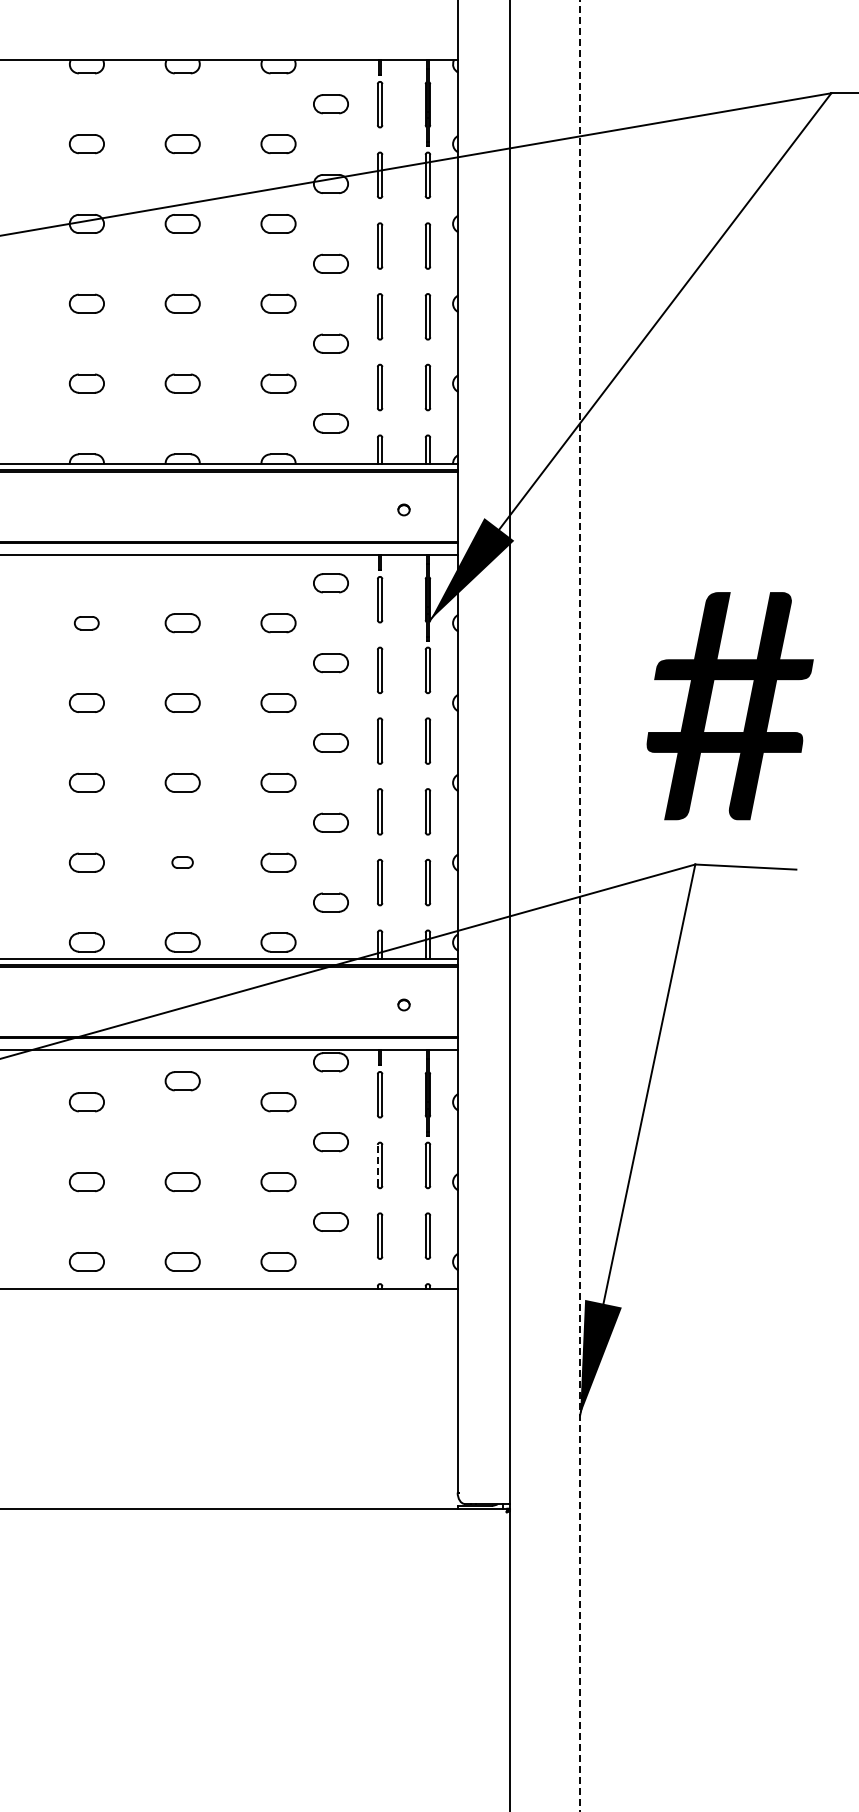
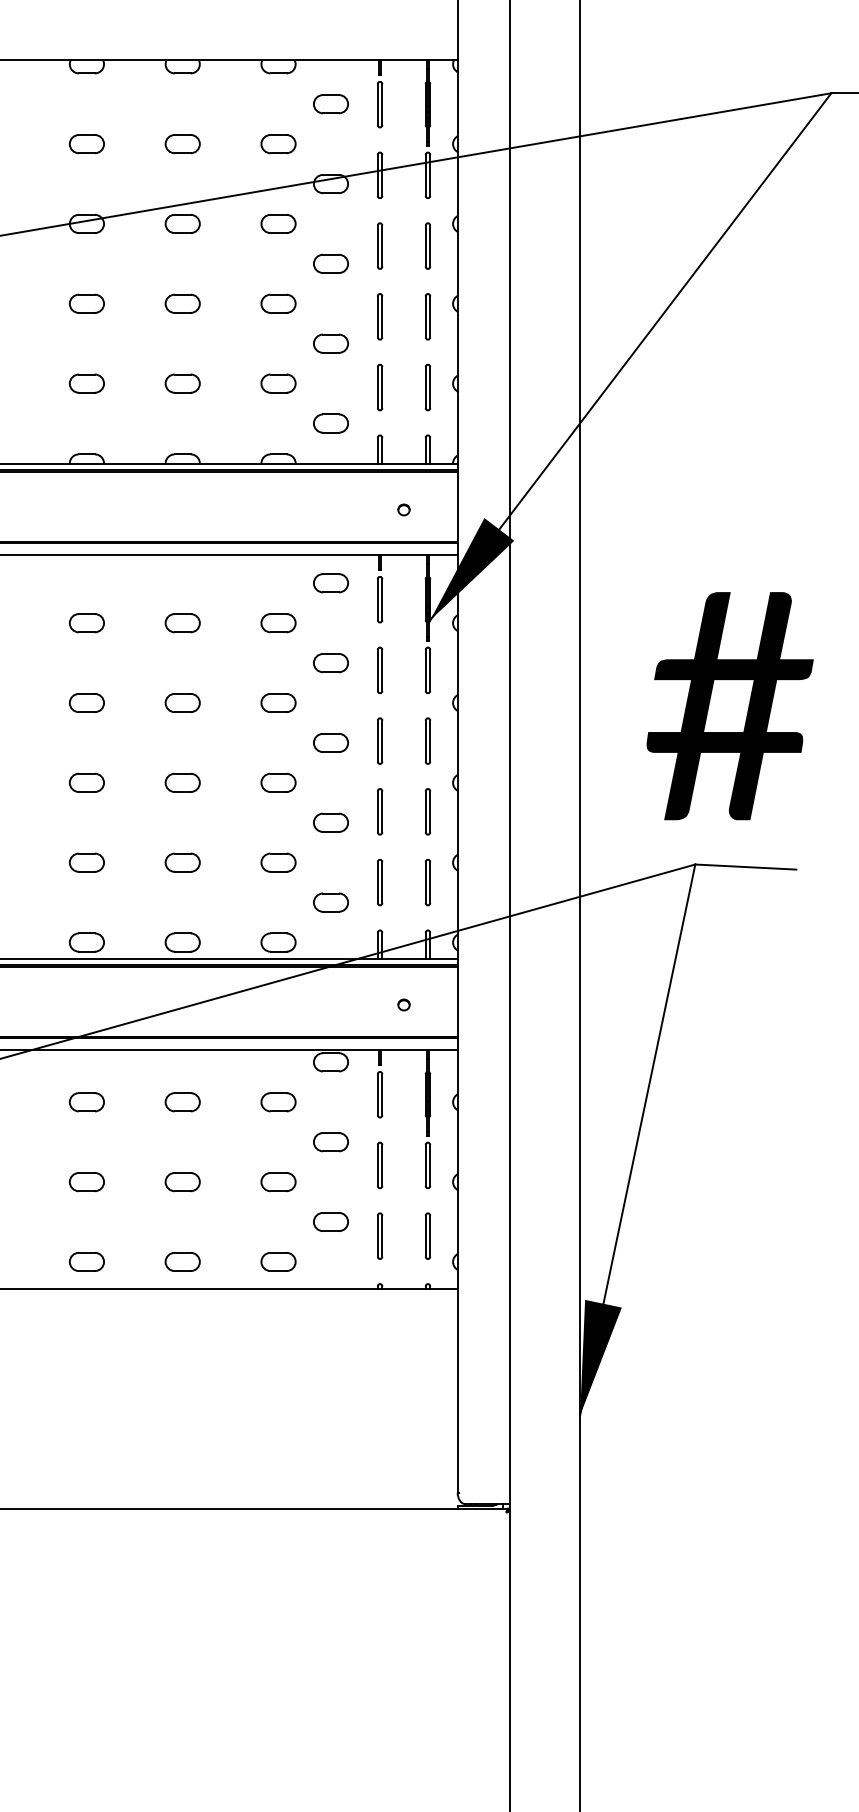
part size: 26x15 px -> 37x21 px (86, 623)
part size: 23x13 px -> 37x21 px (182, 862)
line: dashed -> solid (580, 906)
part position: (182, 1081) -> (182, 1102) (182, 1102)
line: dashed -> solid (377, 1165)
